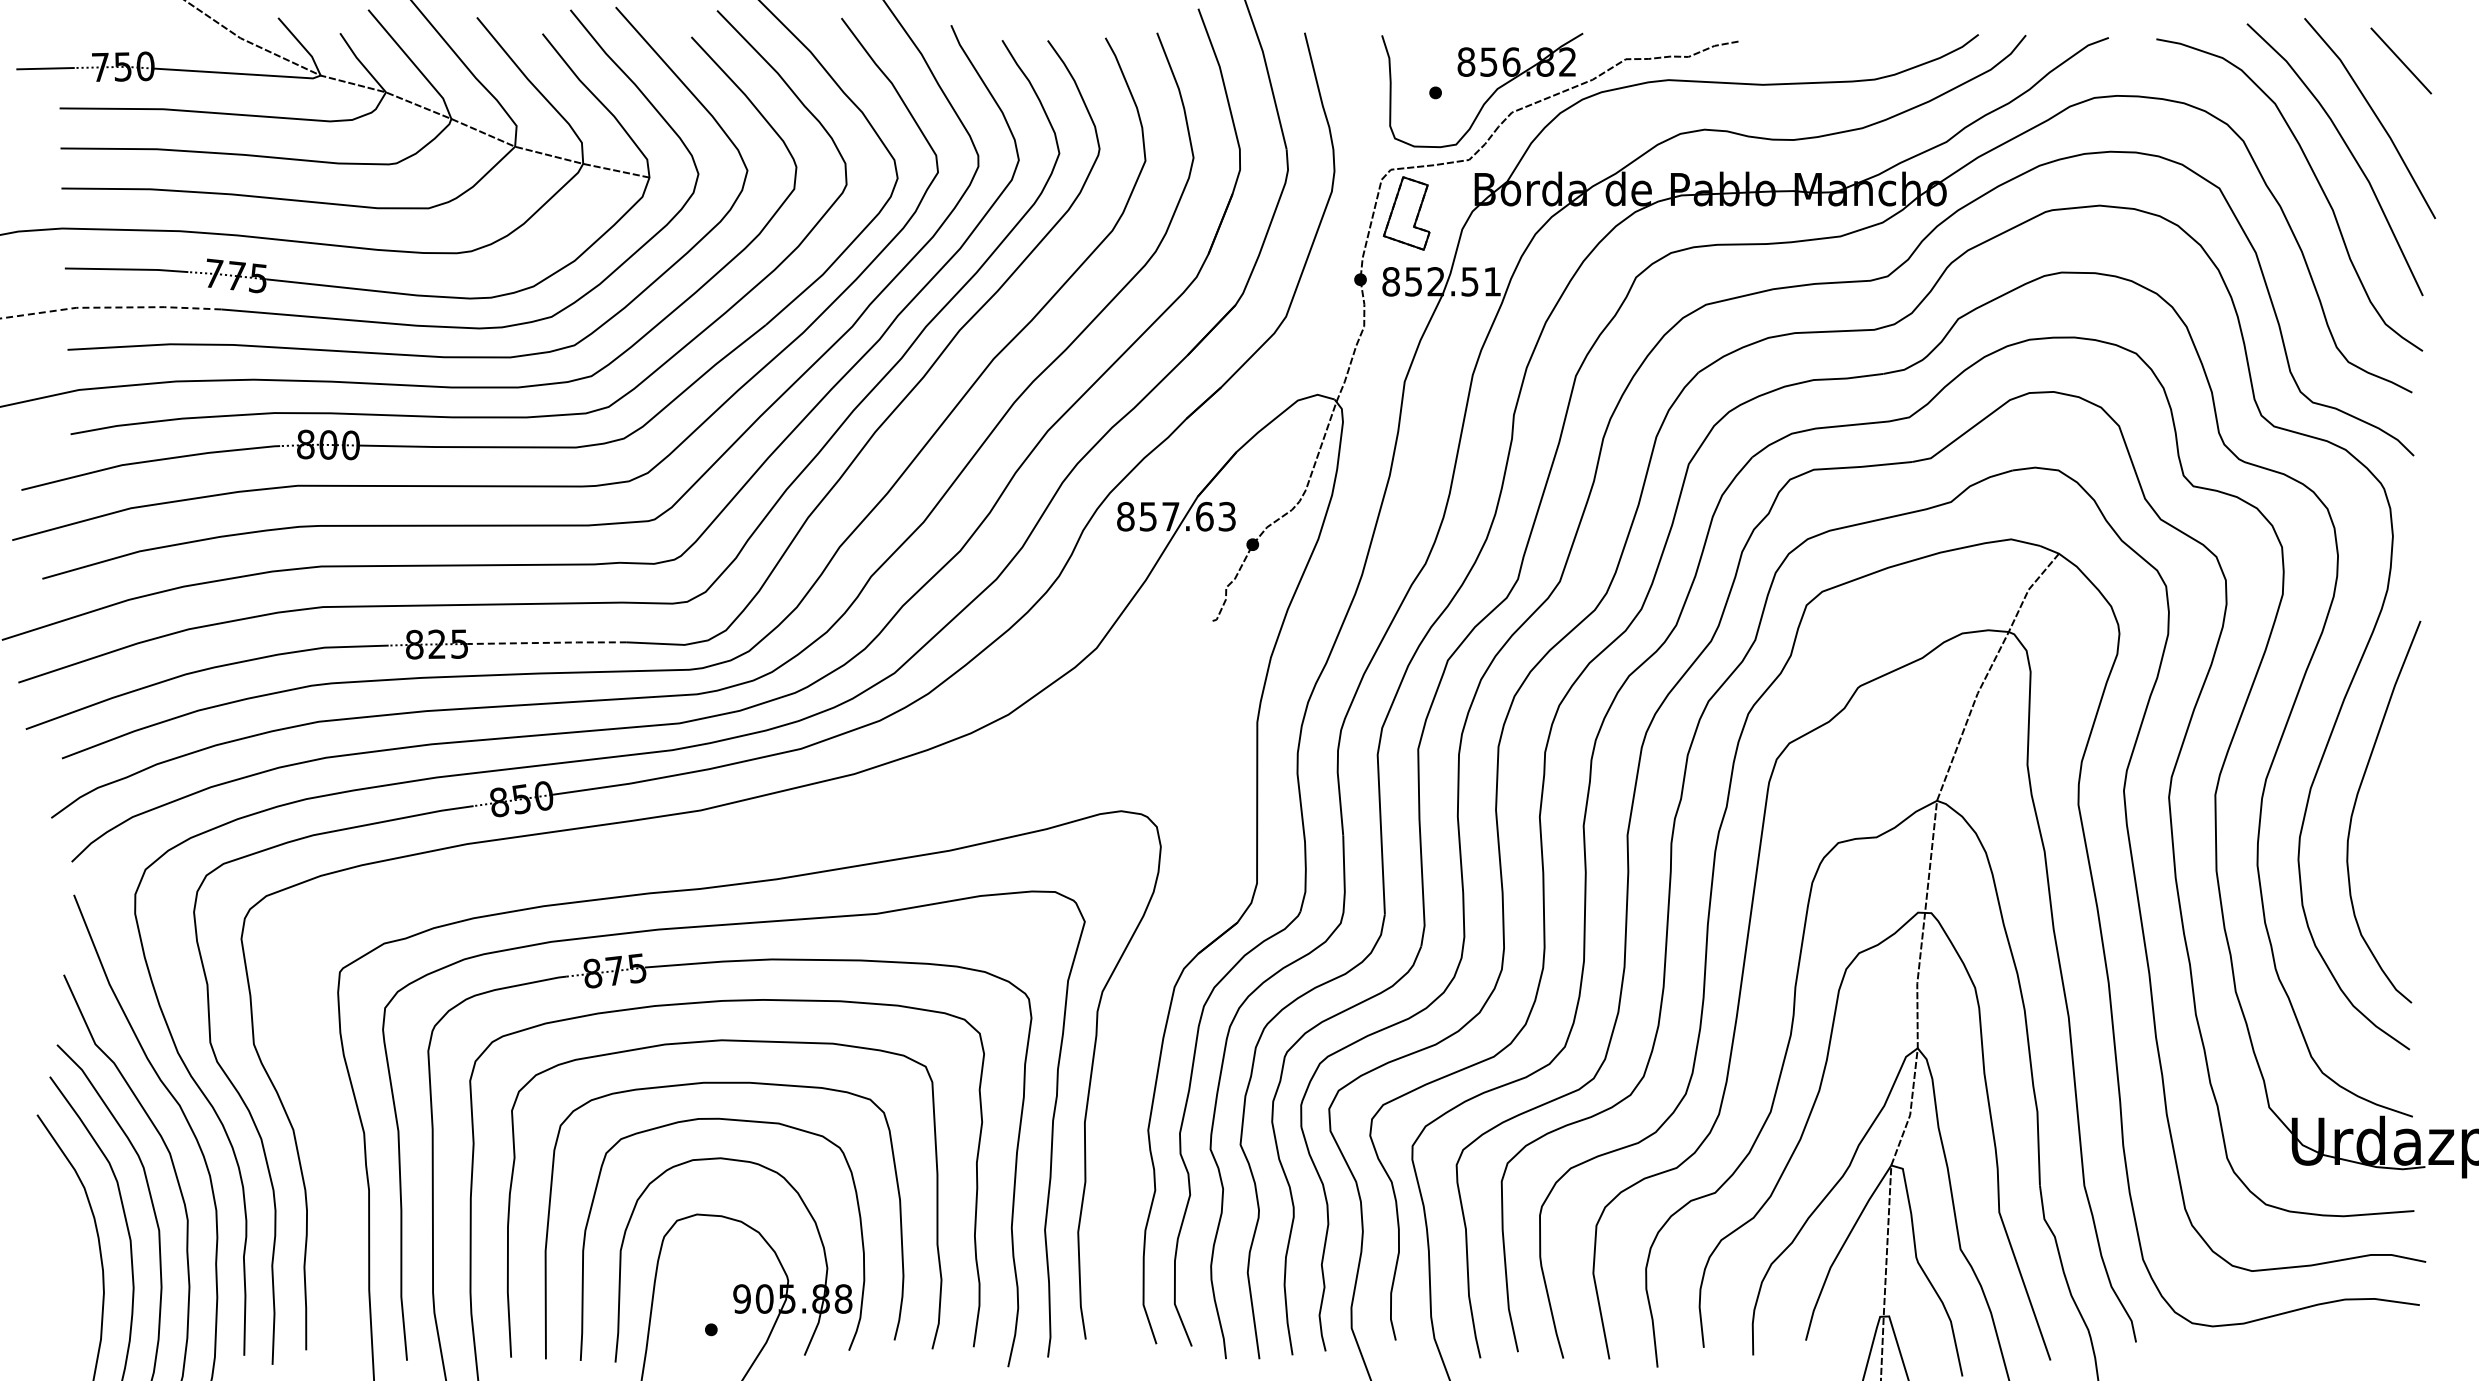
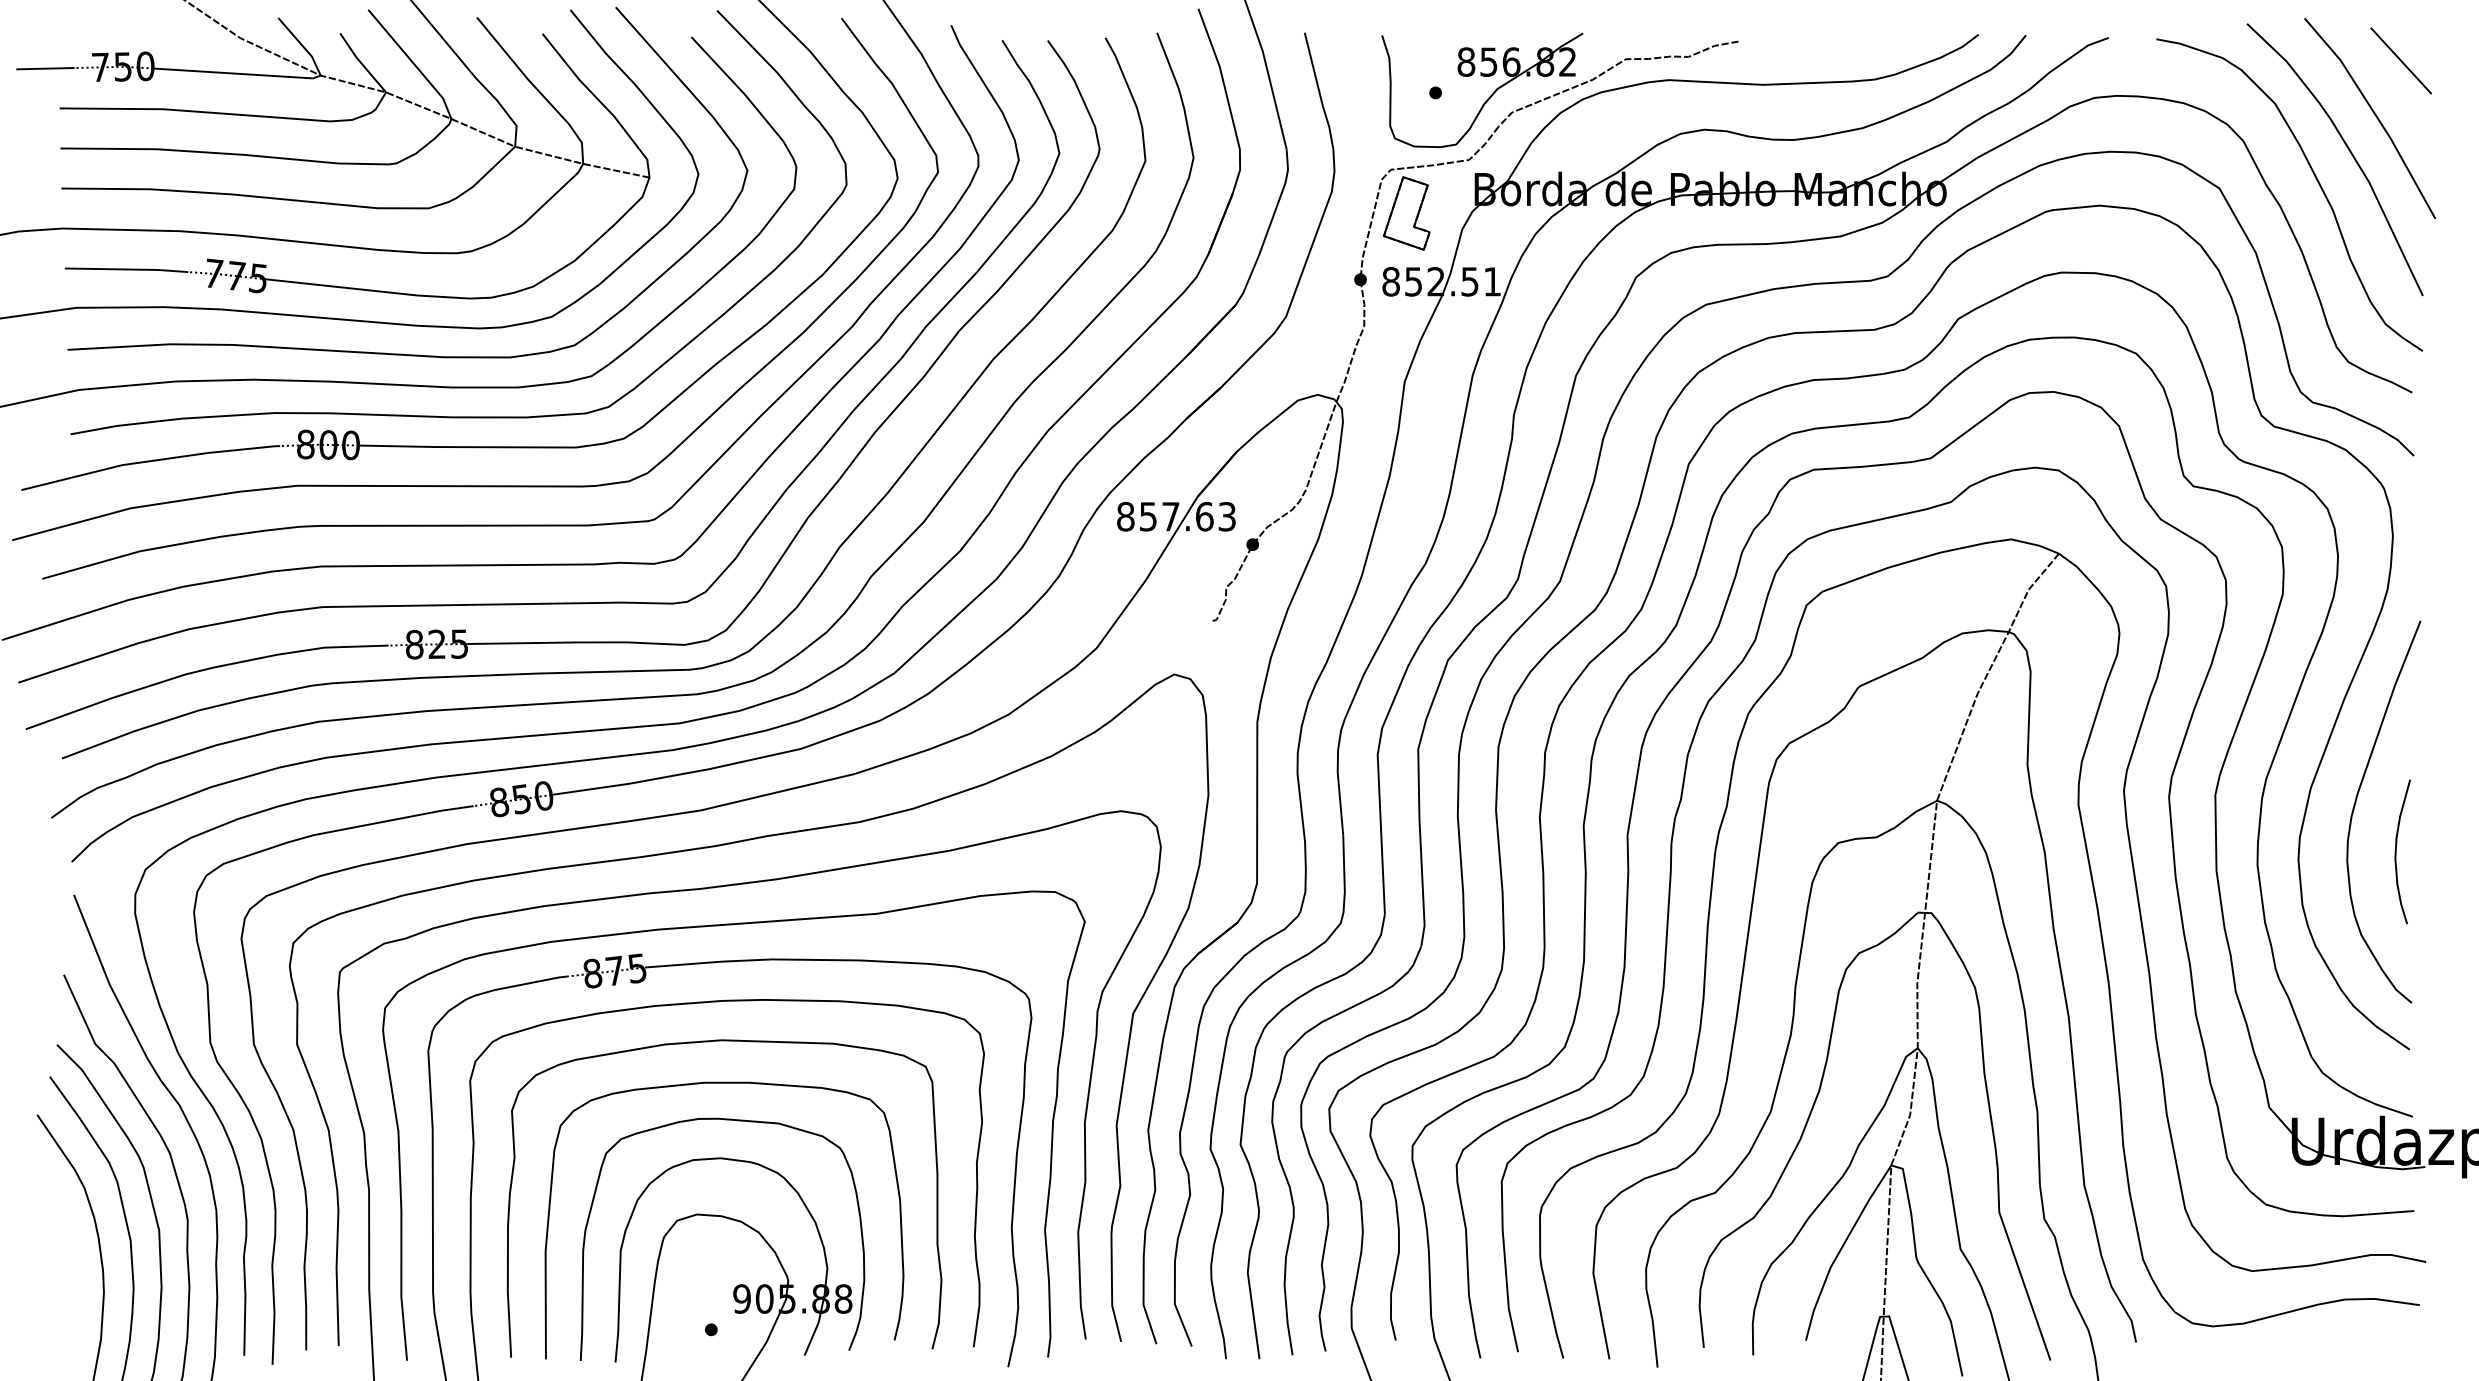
line: dashed -> solid (110, 307)
line: dashed -> solid (547, 642)
curve: none -> present (720, 846)
curve: none -> present (2396, 851)
